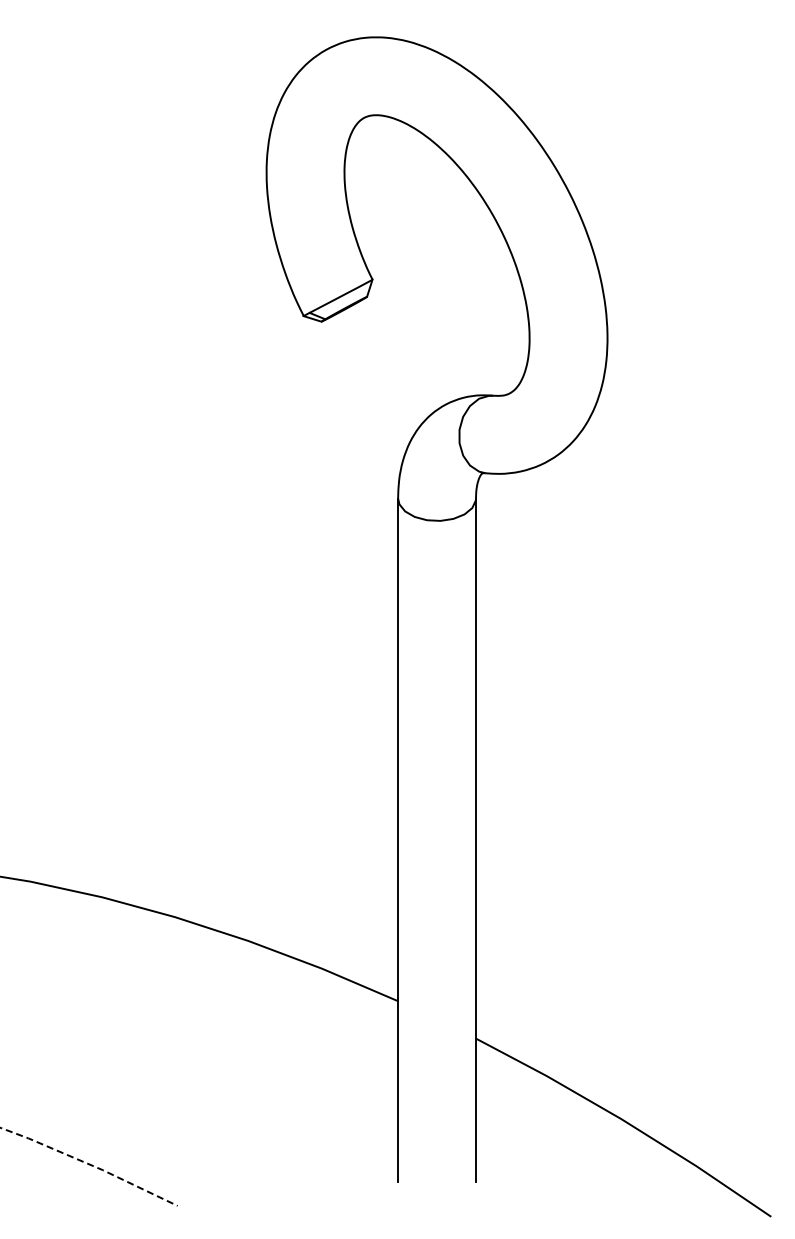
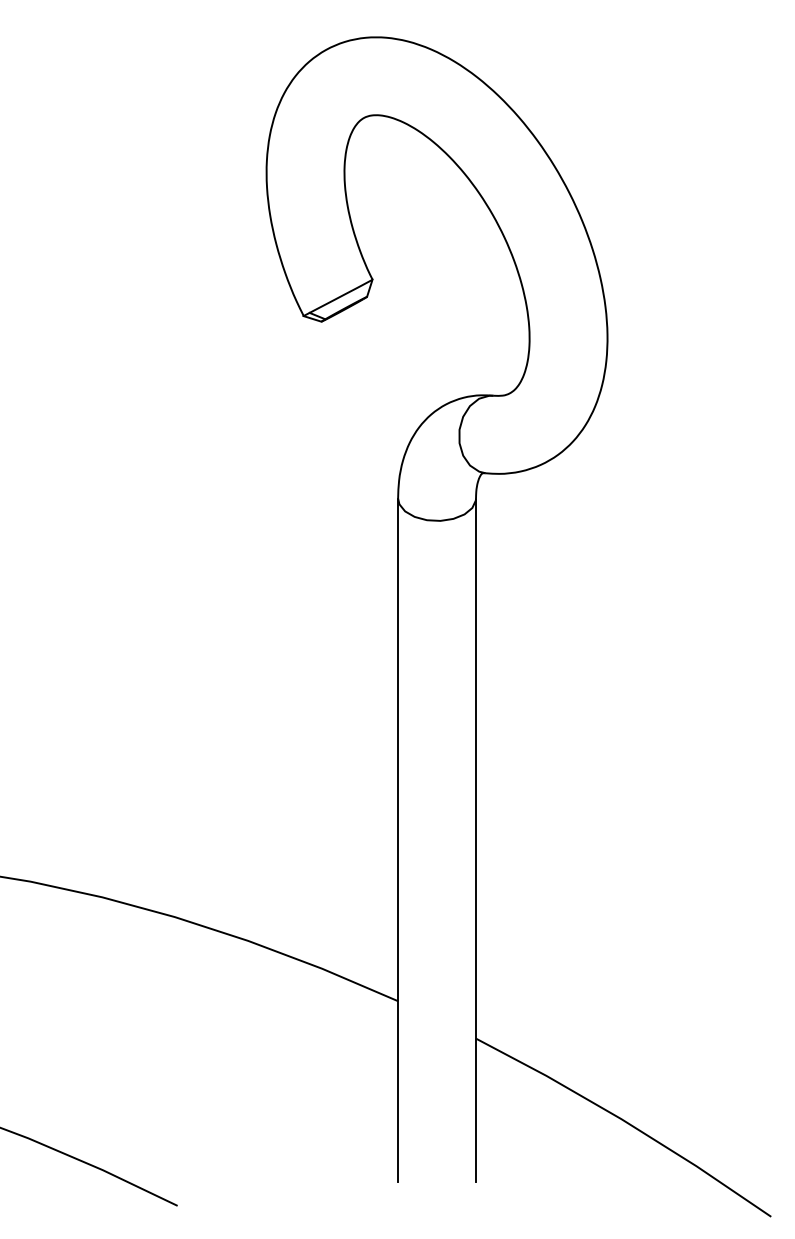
line: dashed -> solid (89, 1164)
